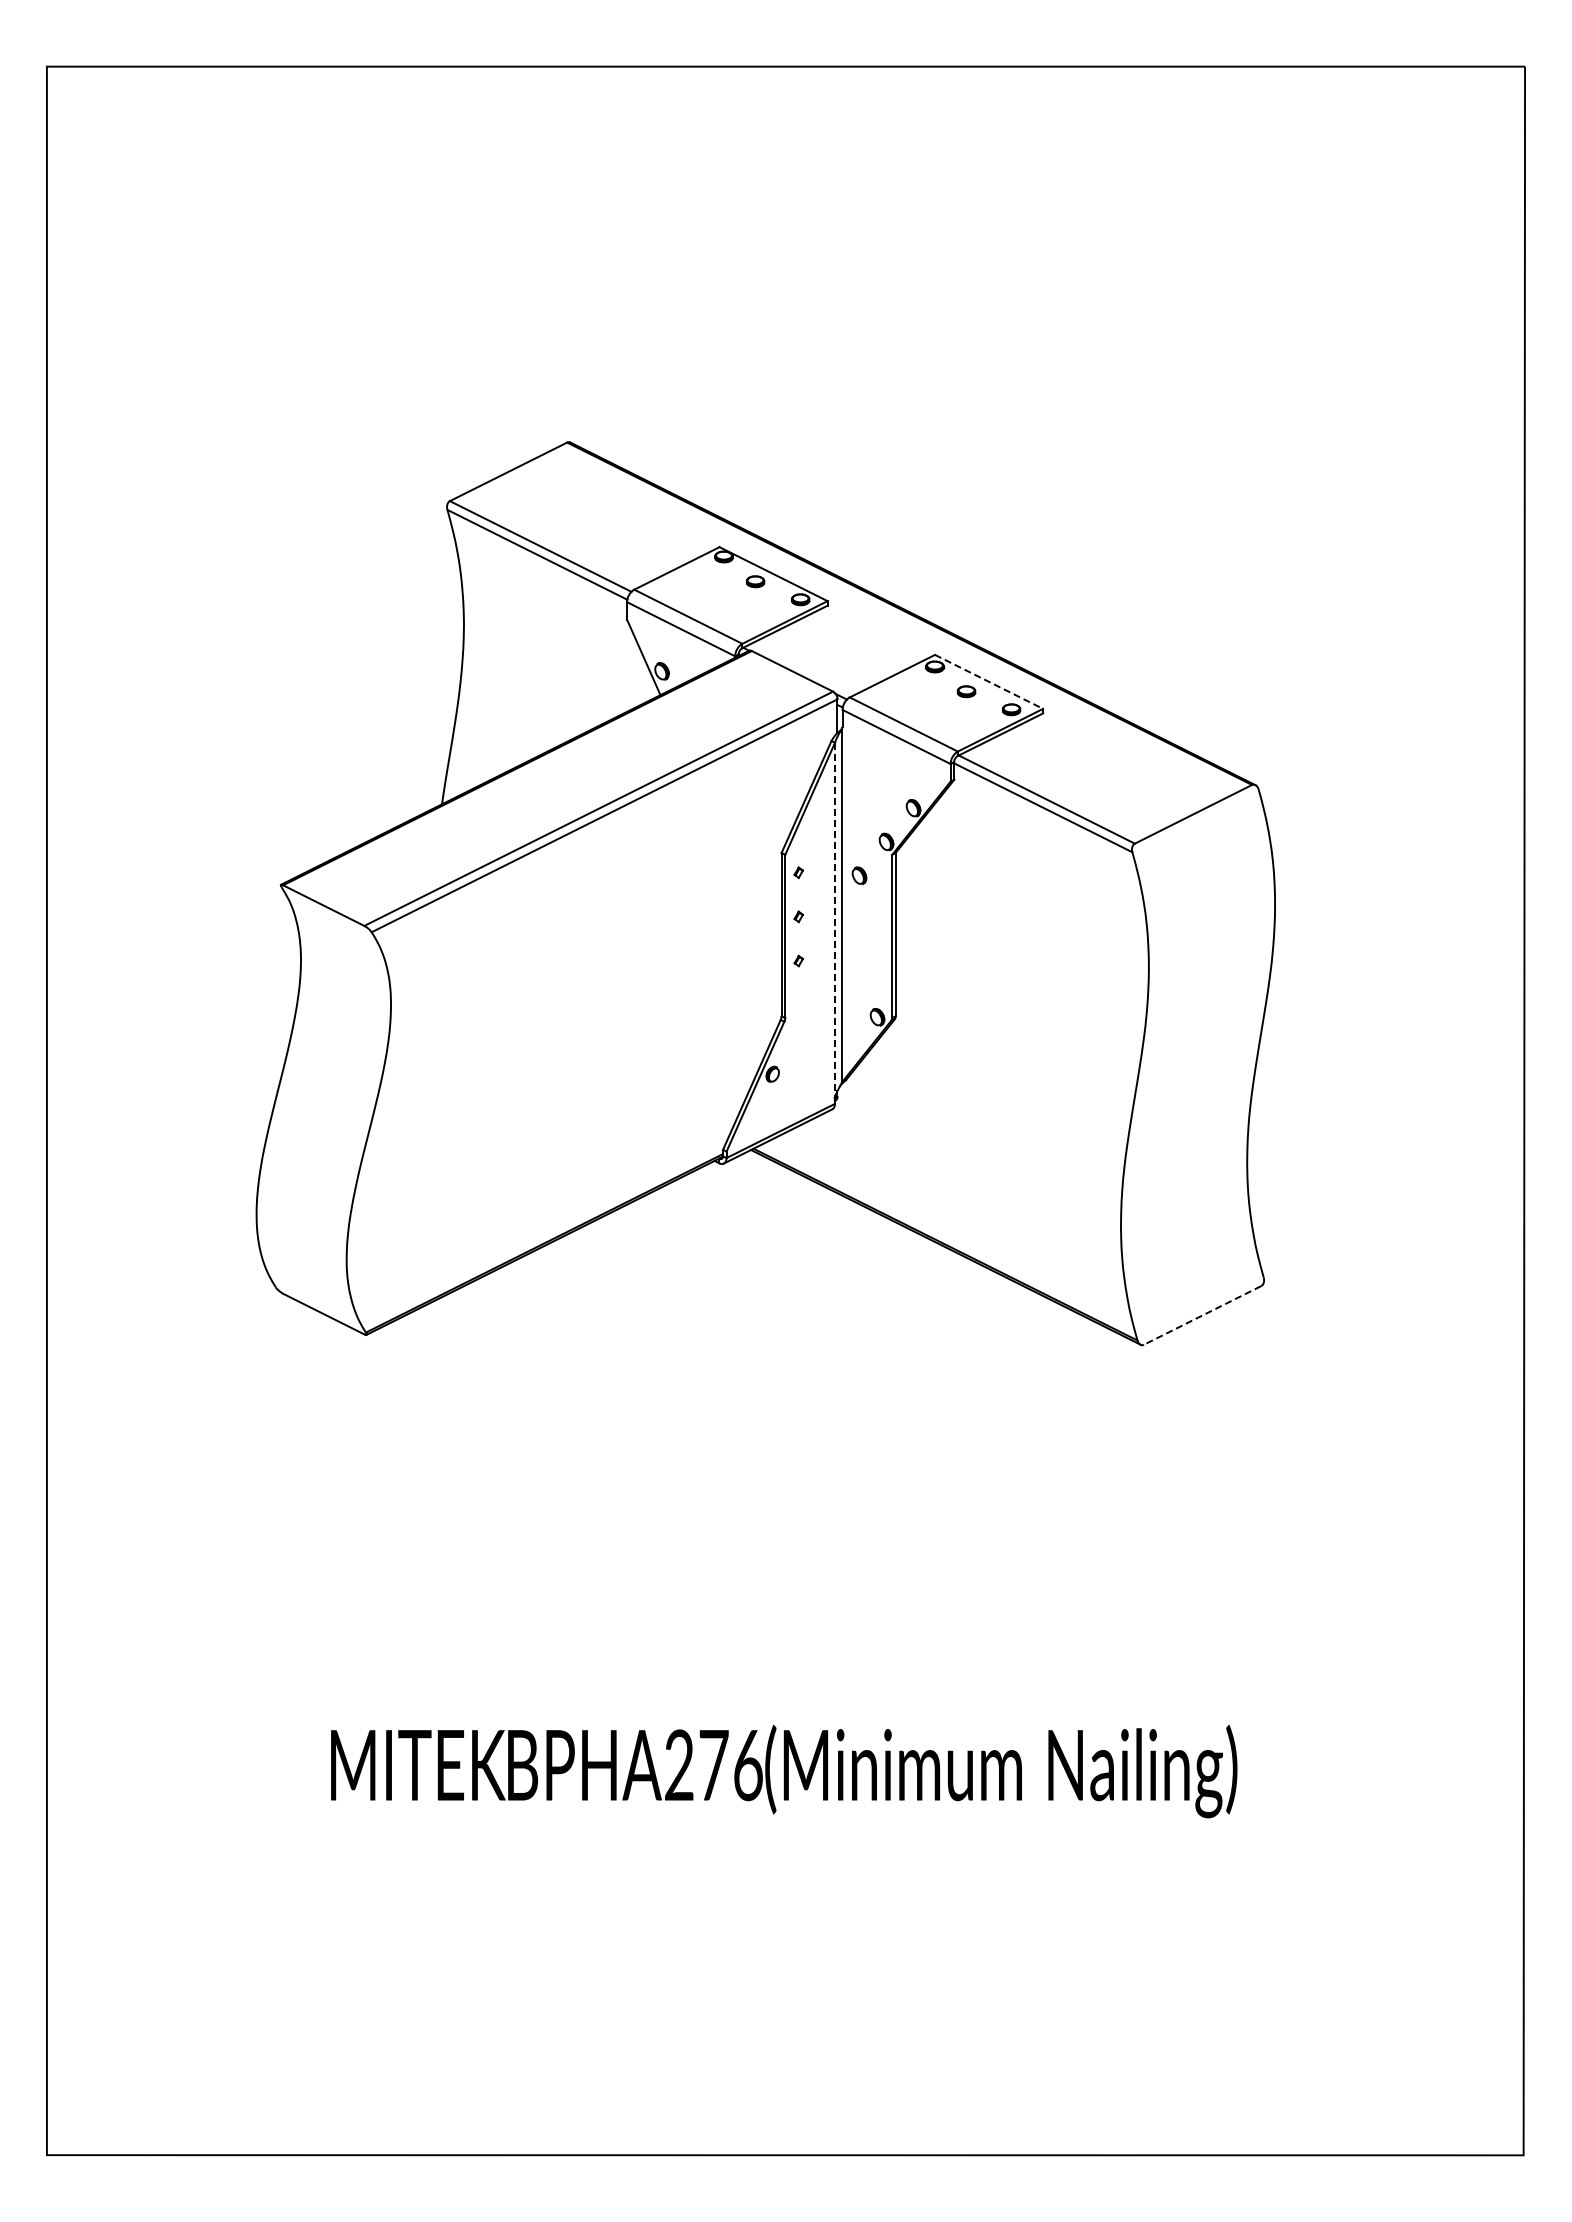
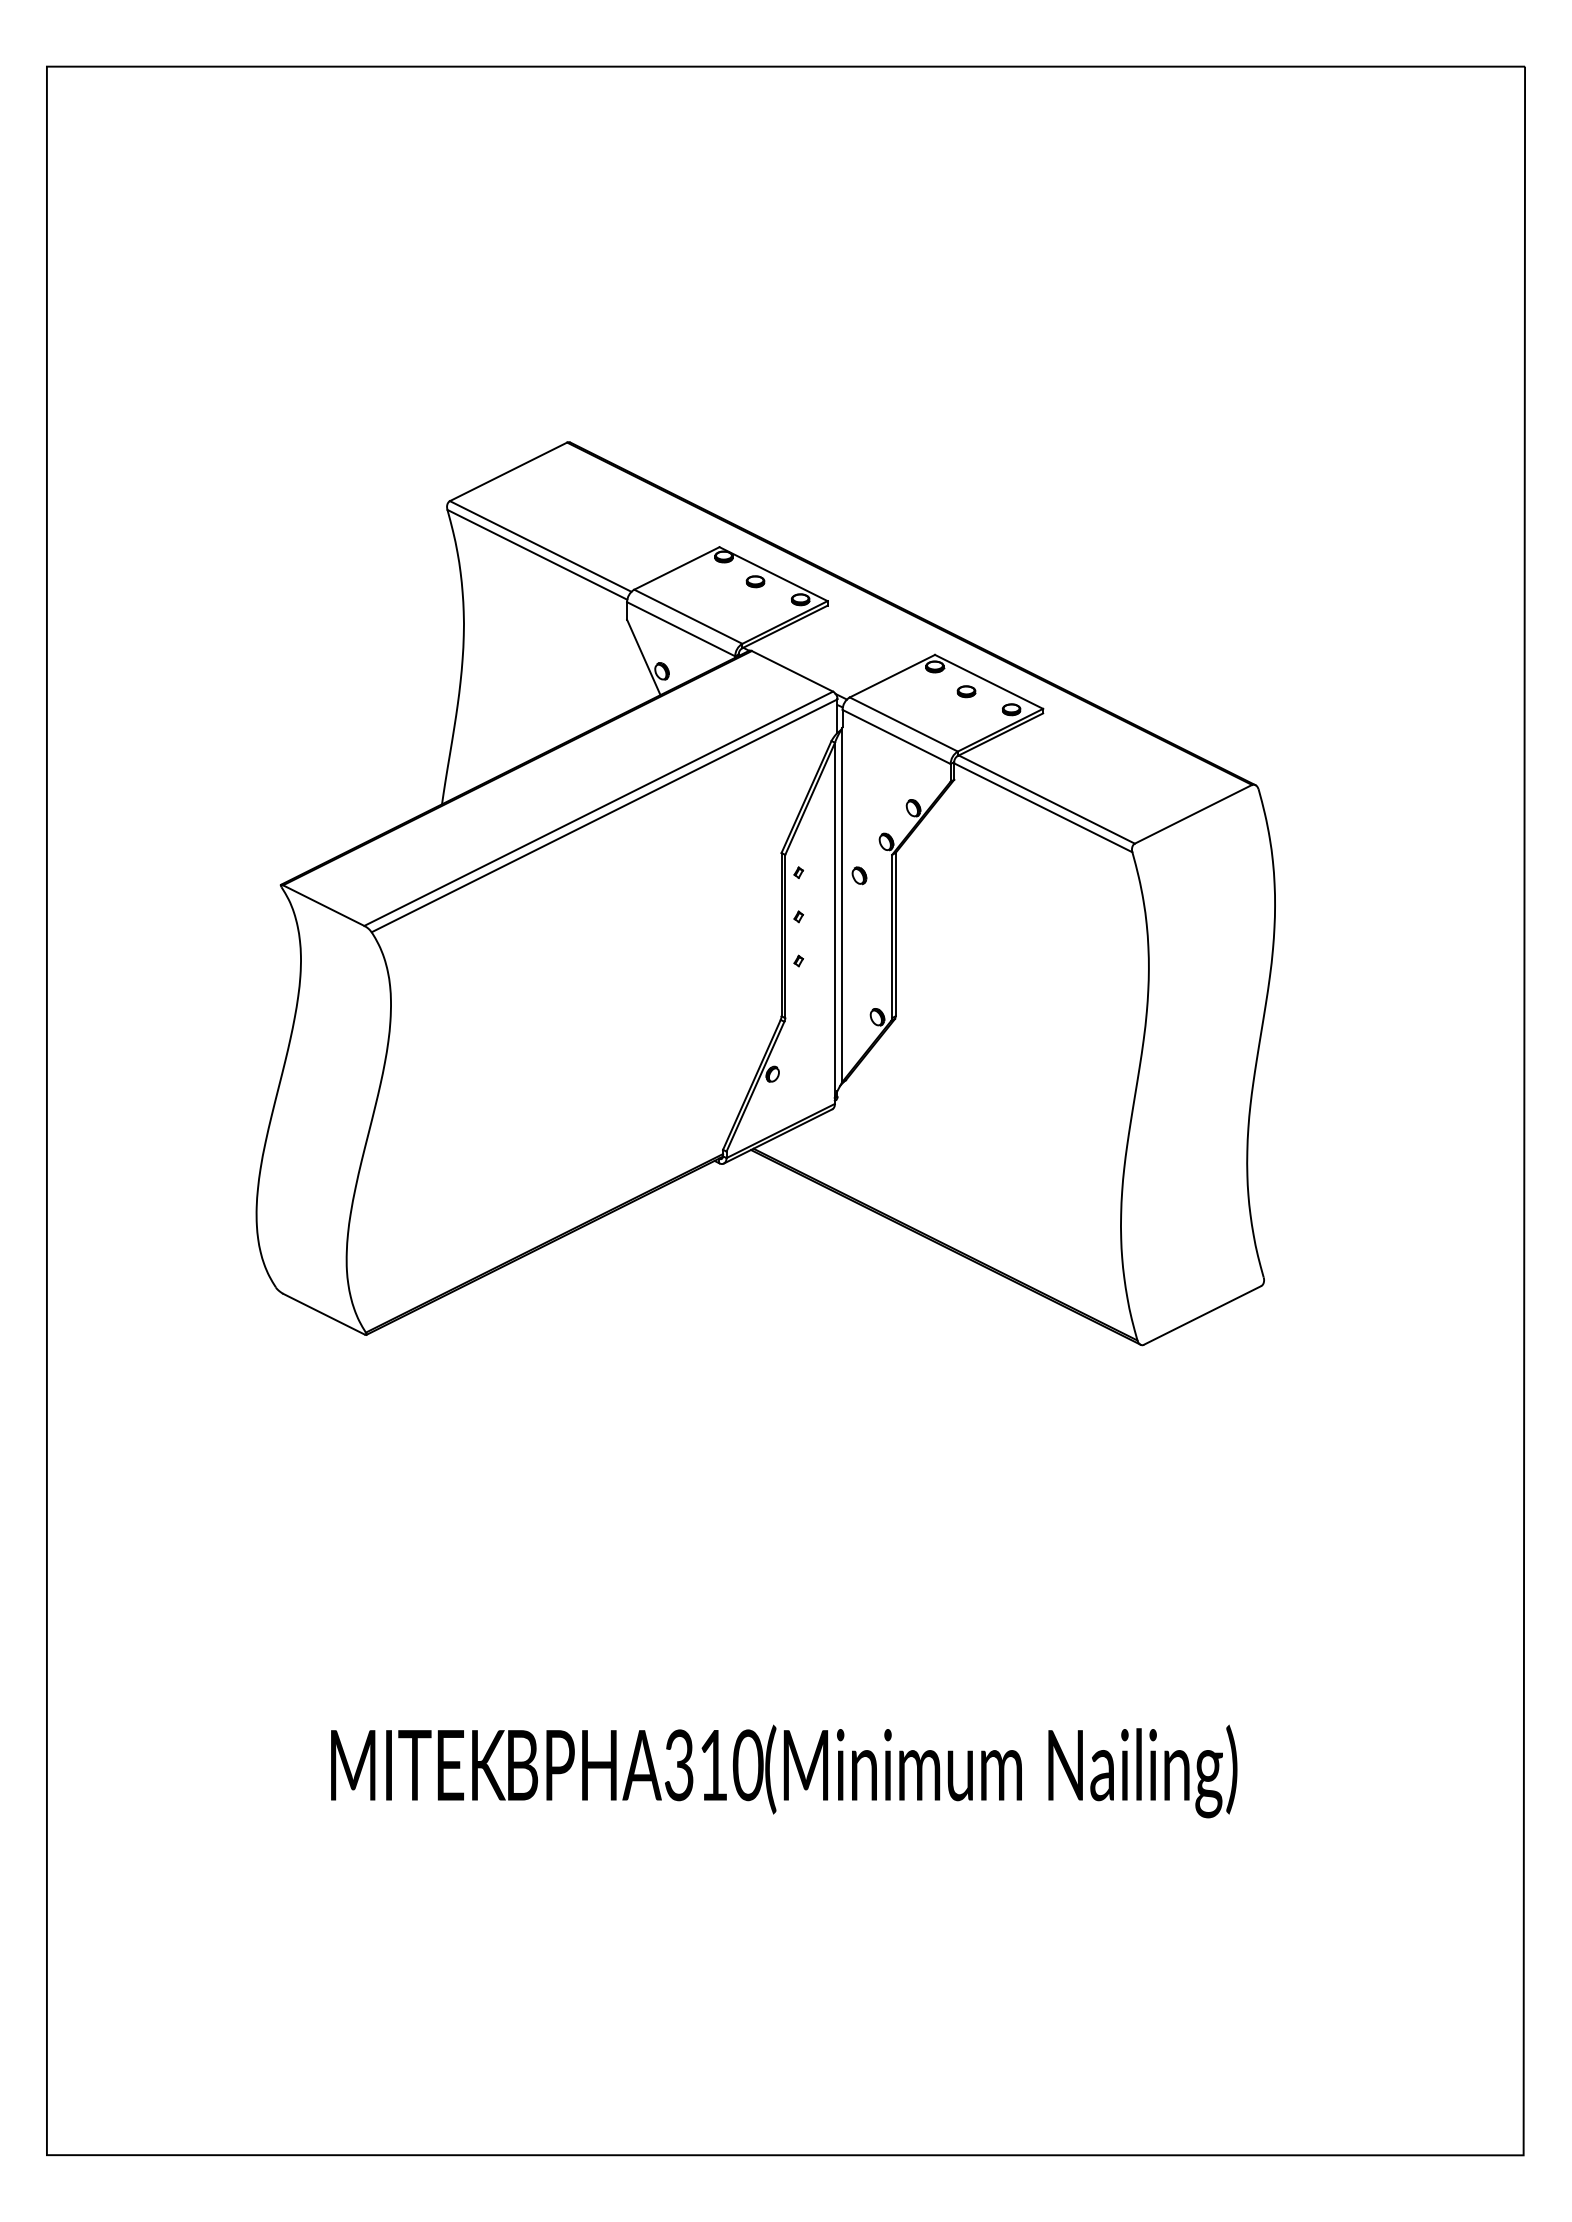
line: dashed -> solid (989, 682)
line: dashed -> solid (835, 920)
line: dashed -> solid (1202, 1315)
text: BPHA276 -> BPHA310 (714, 1765)
